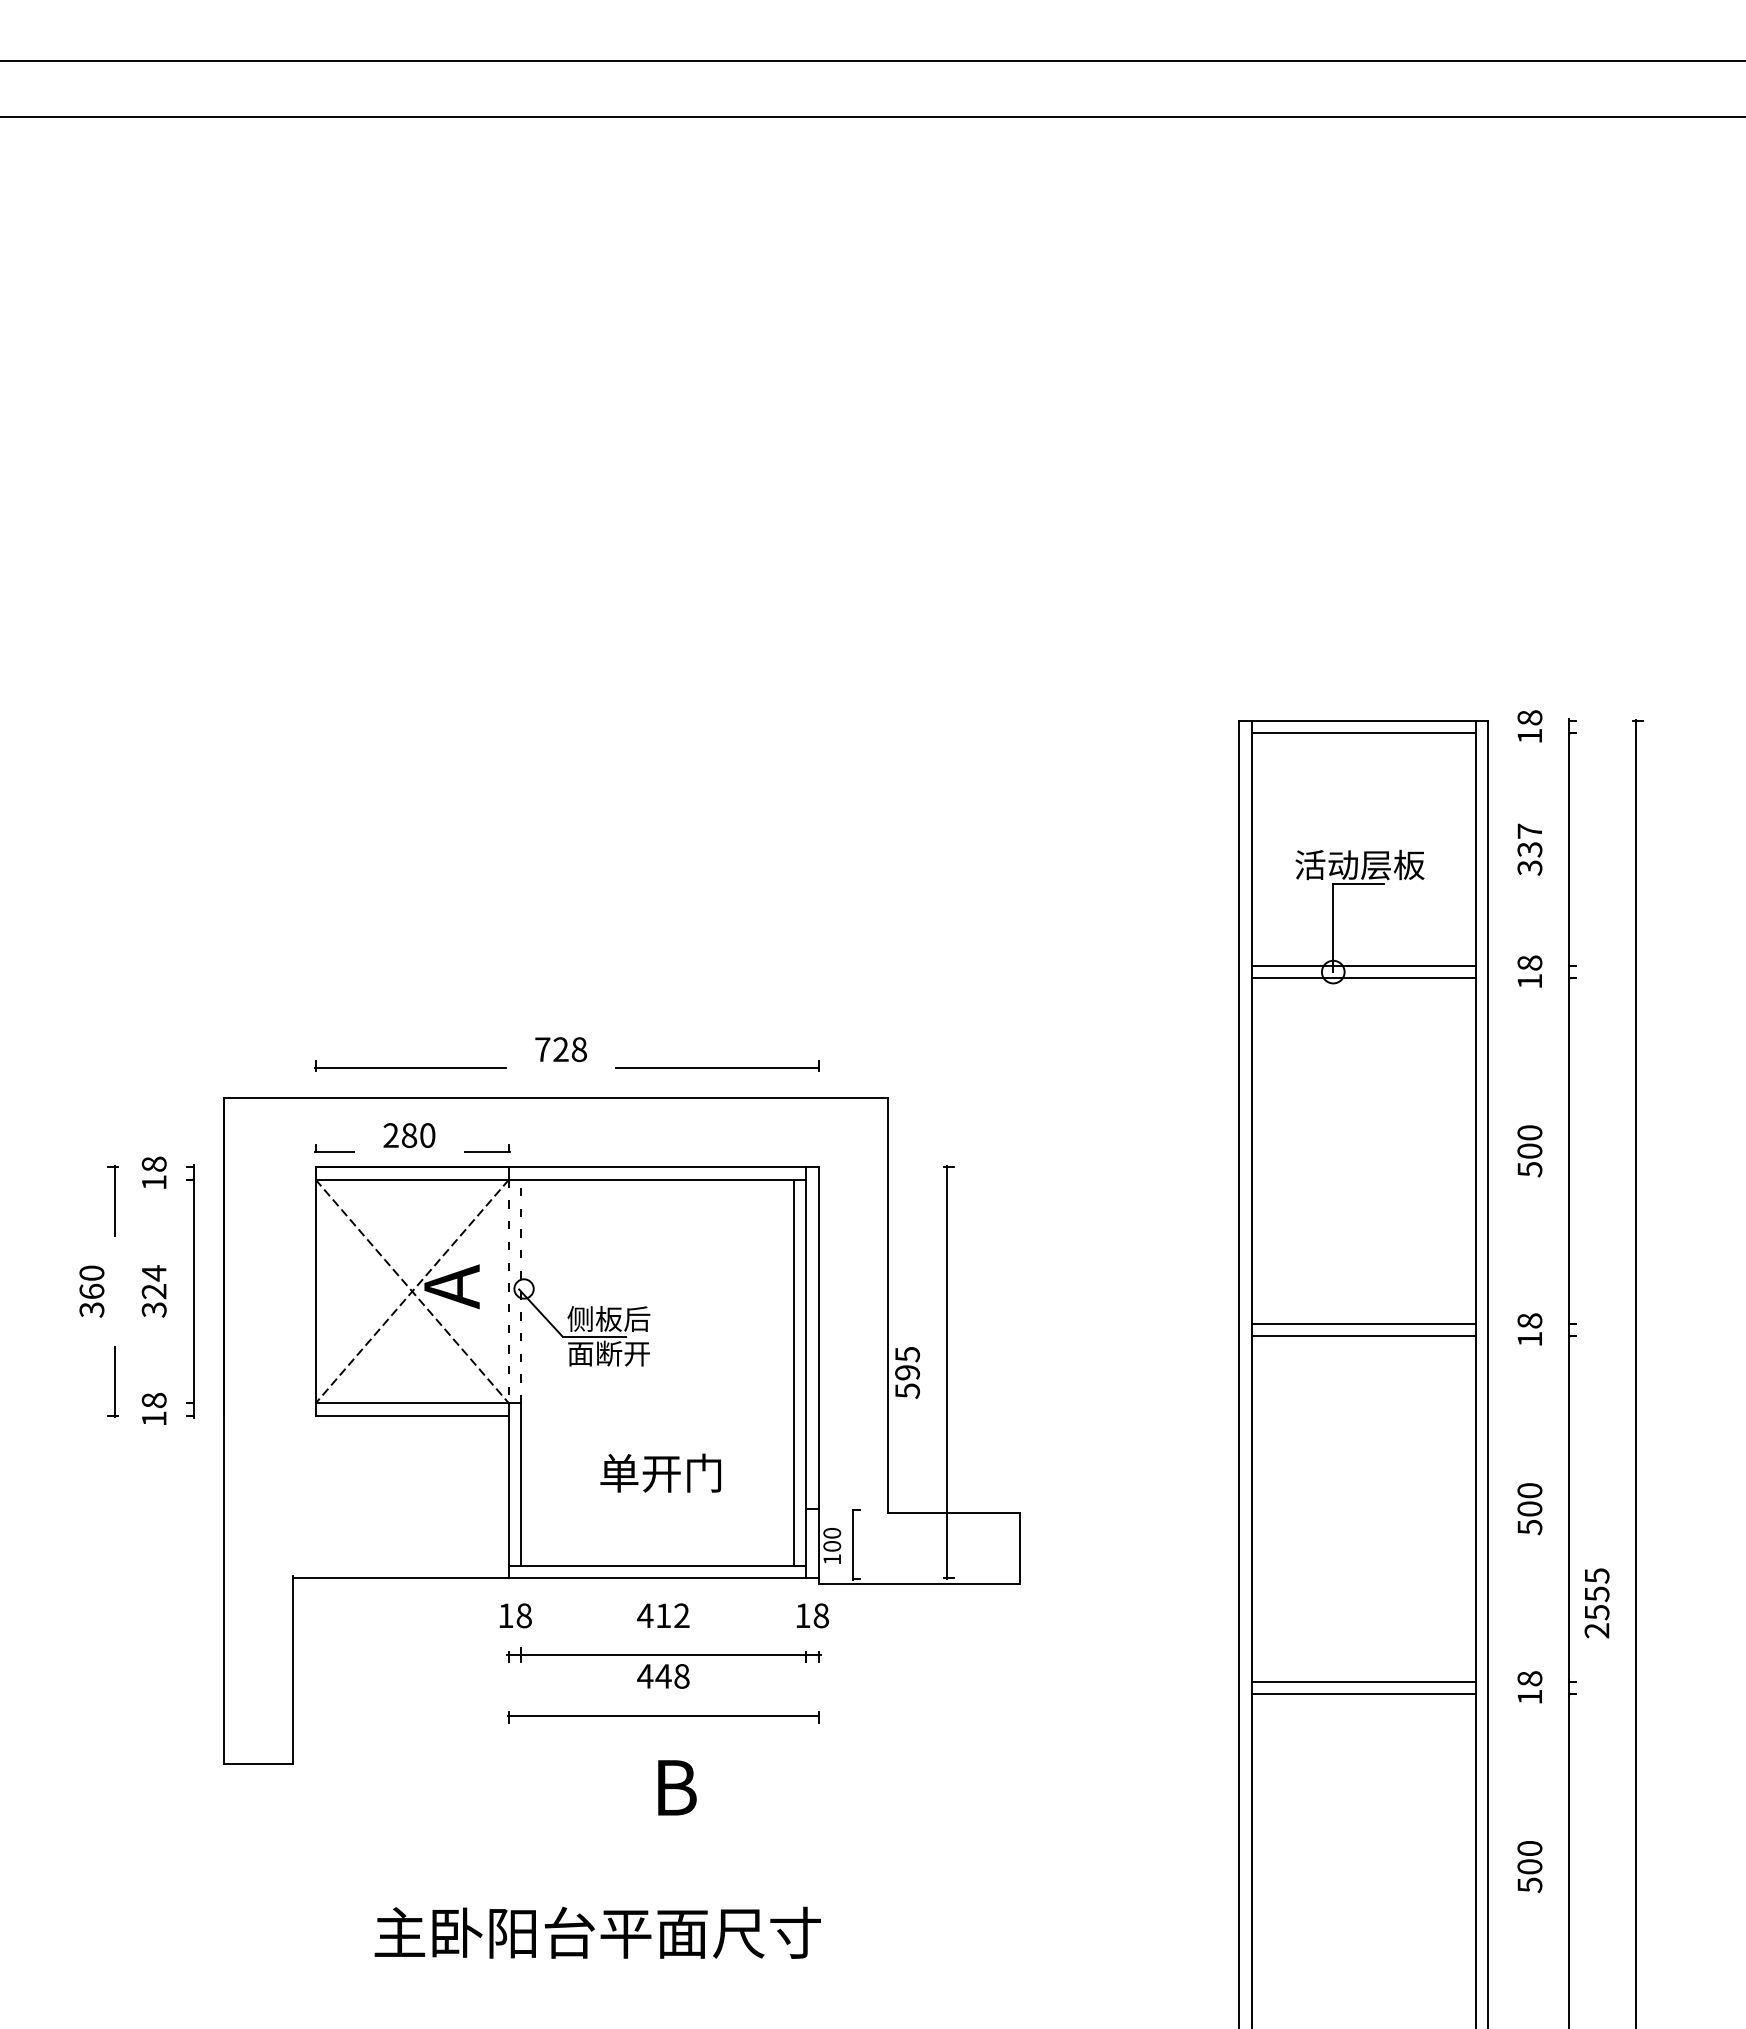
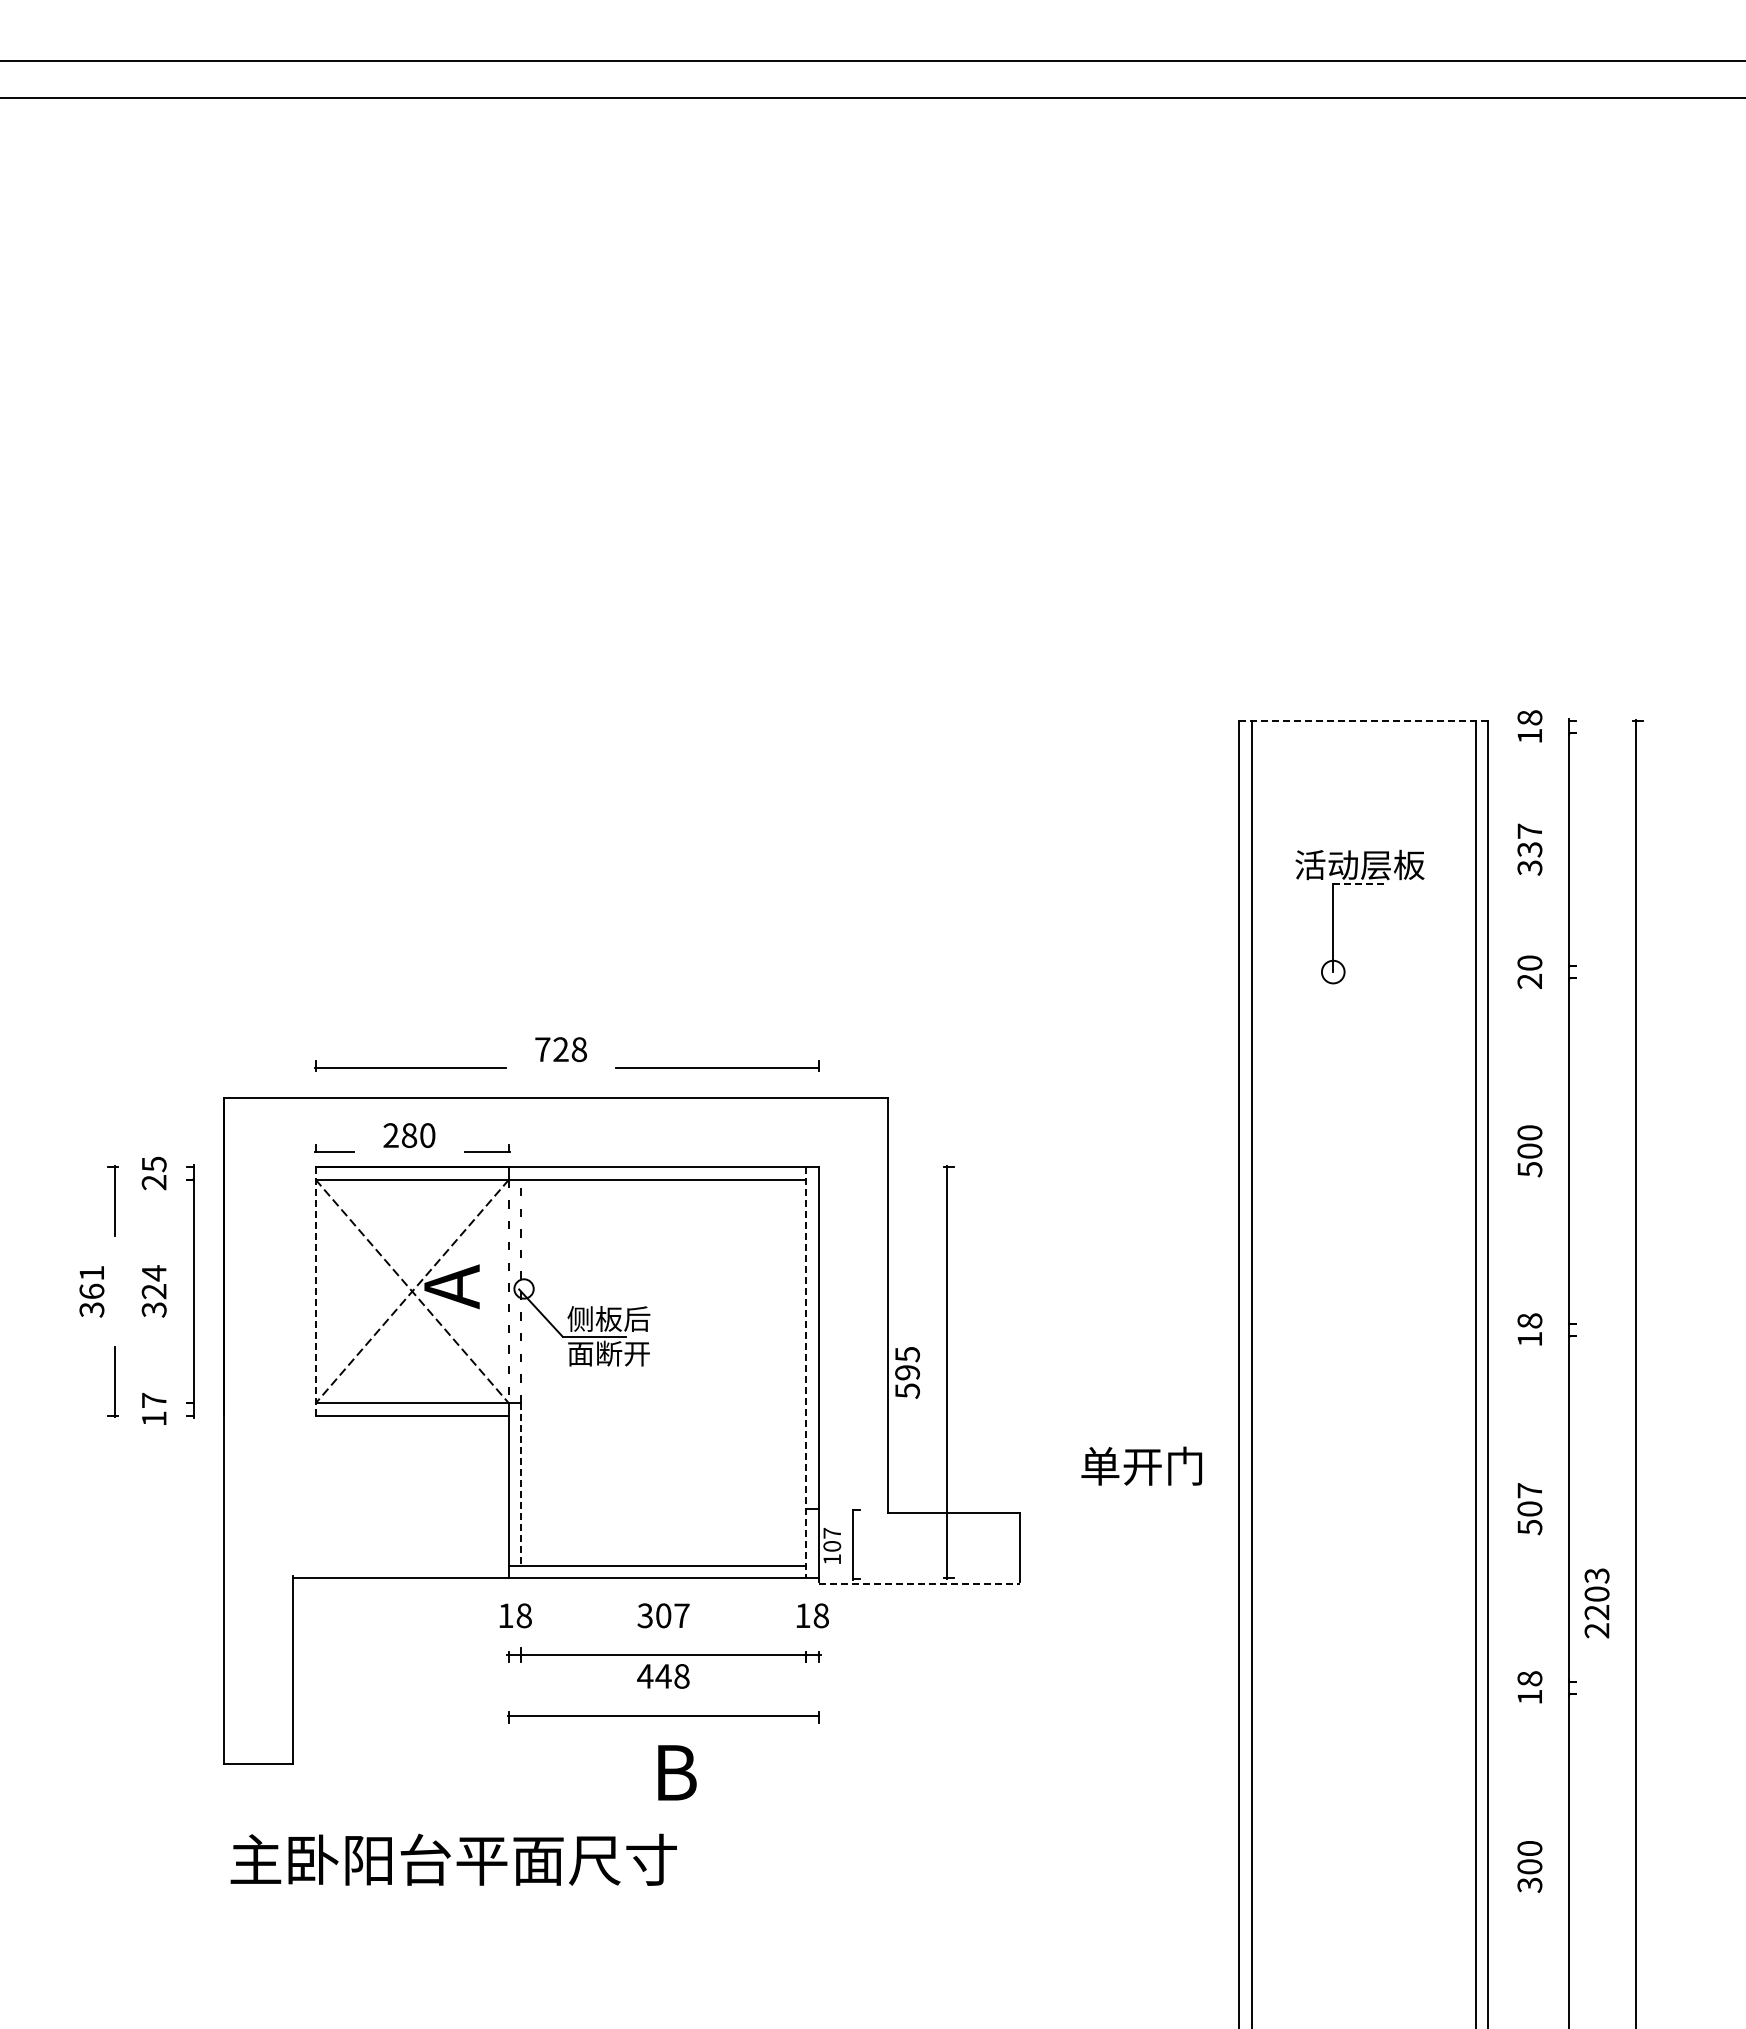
line position: (872, 117) -> (872, 98) (872, 98)
line: solid -> dashed (1363, 720)
line: present -> none (1363, 733)
line: solid -> dashed (1358, 884)
line: present -> none (1363, 966)
text: 18 -> 20 (1529, 972)
line: present -> none (1363, 978)
text: 18 -> 25 (153, 1173)
text: 360 -> 361 (91, 1272)
line: solid -> dashed (315, 1292)
line: present -> none (1363, 1323)
line: present -> none (1363, 1336)
line: present -> none (793, 1372)
line: solid -> dashed (806, 1372)
text: 18 -> 17 (153, 1400)
text position: (660, 1472) -> (1141, 1465) (1141, 1465)
line: solid -> dashed (521, 1485)
text: 500 -> 507 (1529, 1490)
text: 100 -> 107 (832, 1532)
line: solid -> dashed (919, 1583)
text: 2555 -> 2203 (1596, 1594)
text: 412 -> 307 (663, 1615)
line: present -> none (1363, 1681)
line: present -> none (1363, 1694)
text position: (677, 1787) -> (677, 1772) (677, 1772)
text: 500 -> 300 (1529, 1884)
text position: (597, 1932) -> (453, 1859) (453, 1859)
